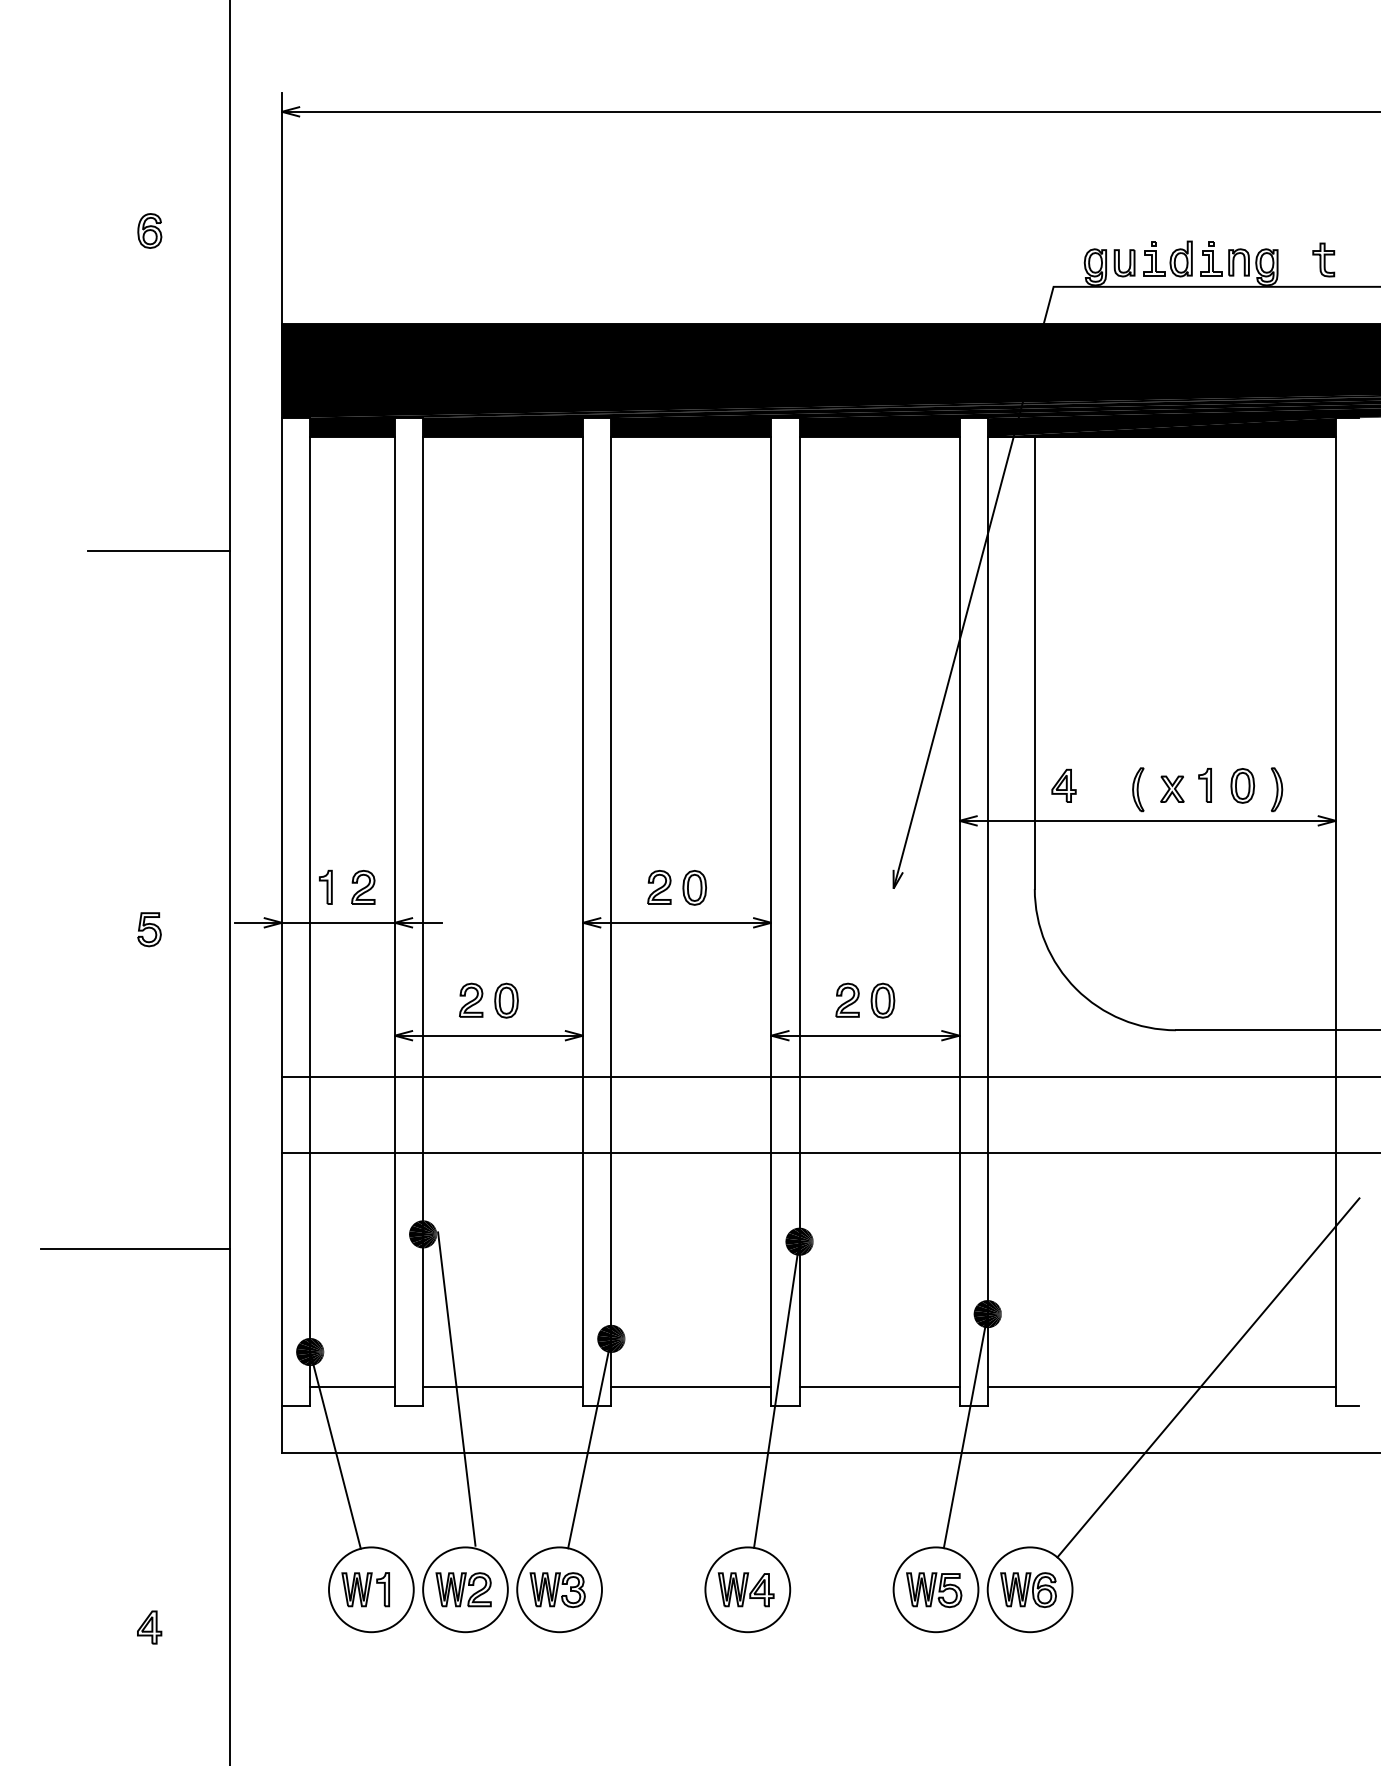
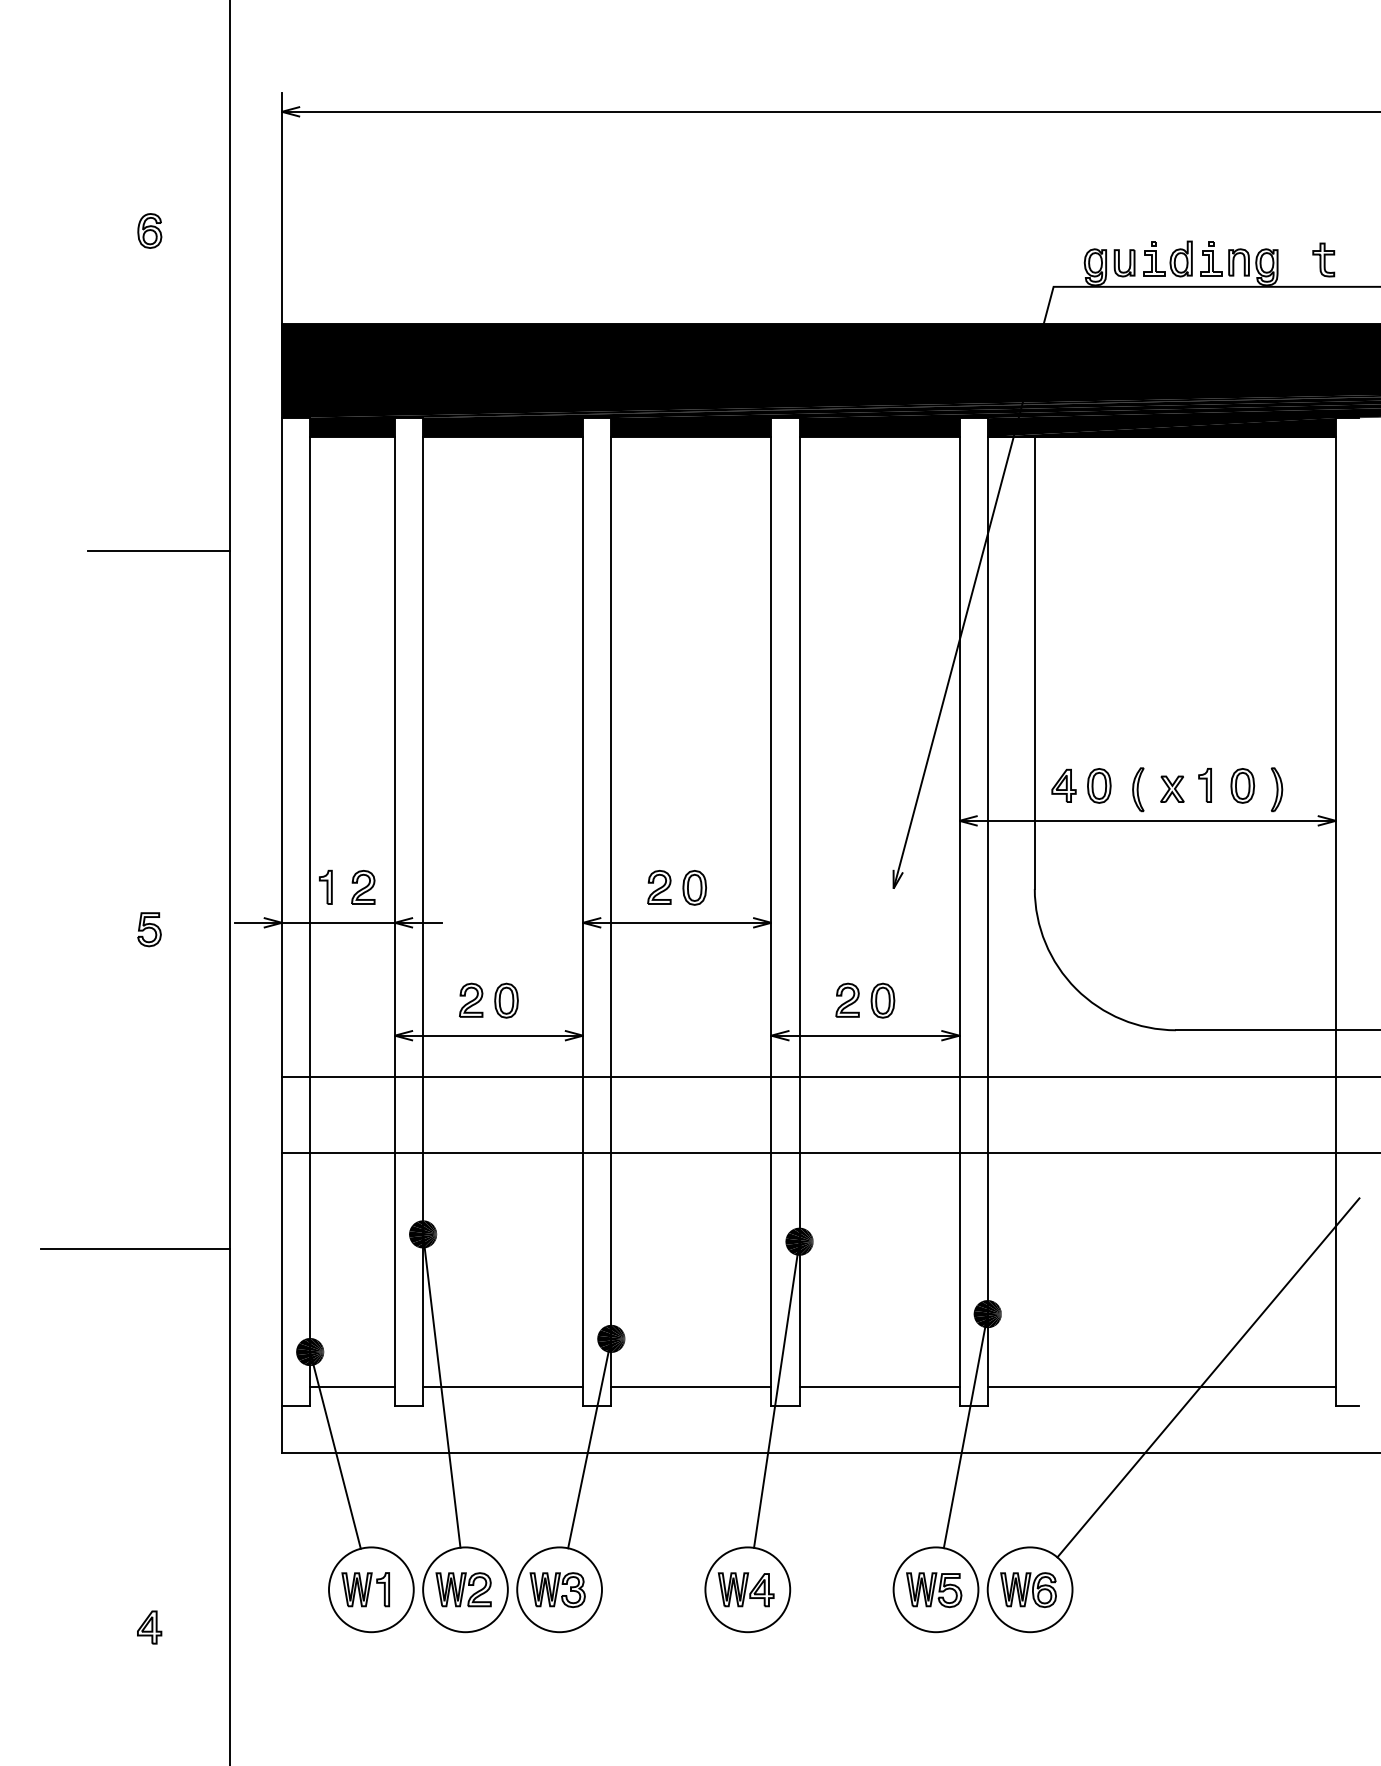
part: none -> present (1099, 785)
line position: (456, 1388) -> (441, 1390) (441, 1390)
